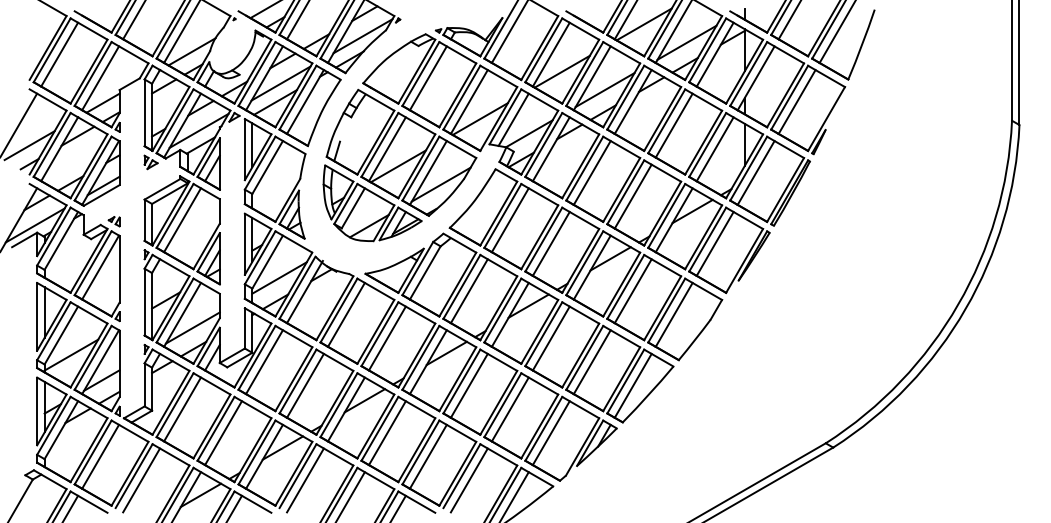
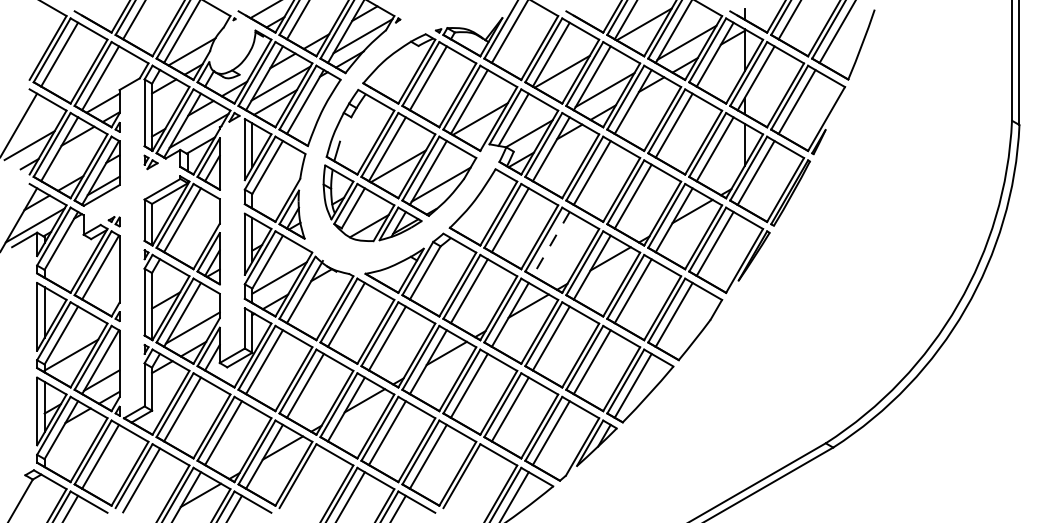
line: solid -> dashed (551, 243)
line: present -> none (305, 480)
line: present -> none (468, 480)
